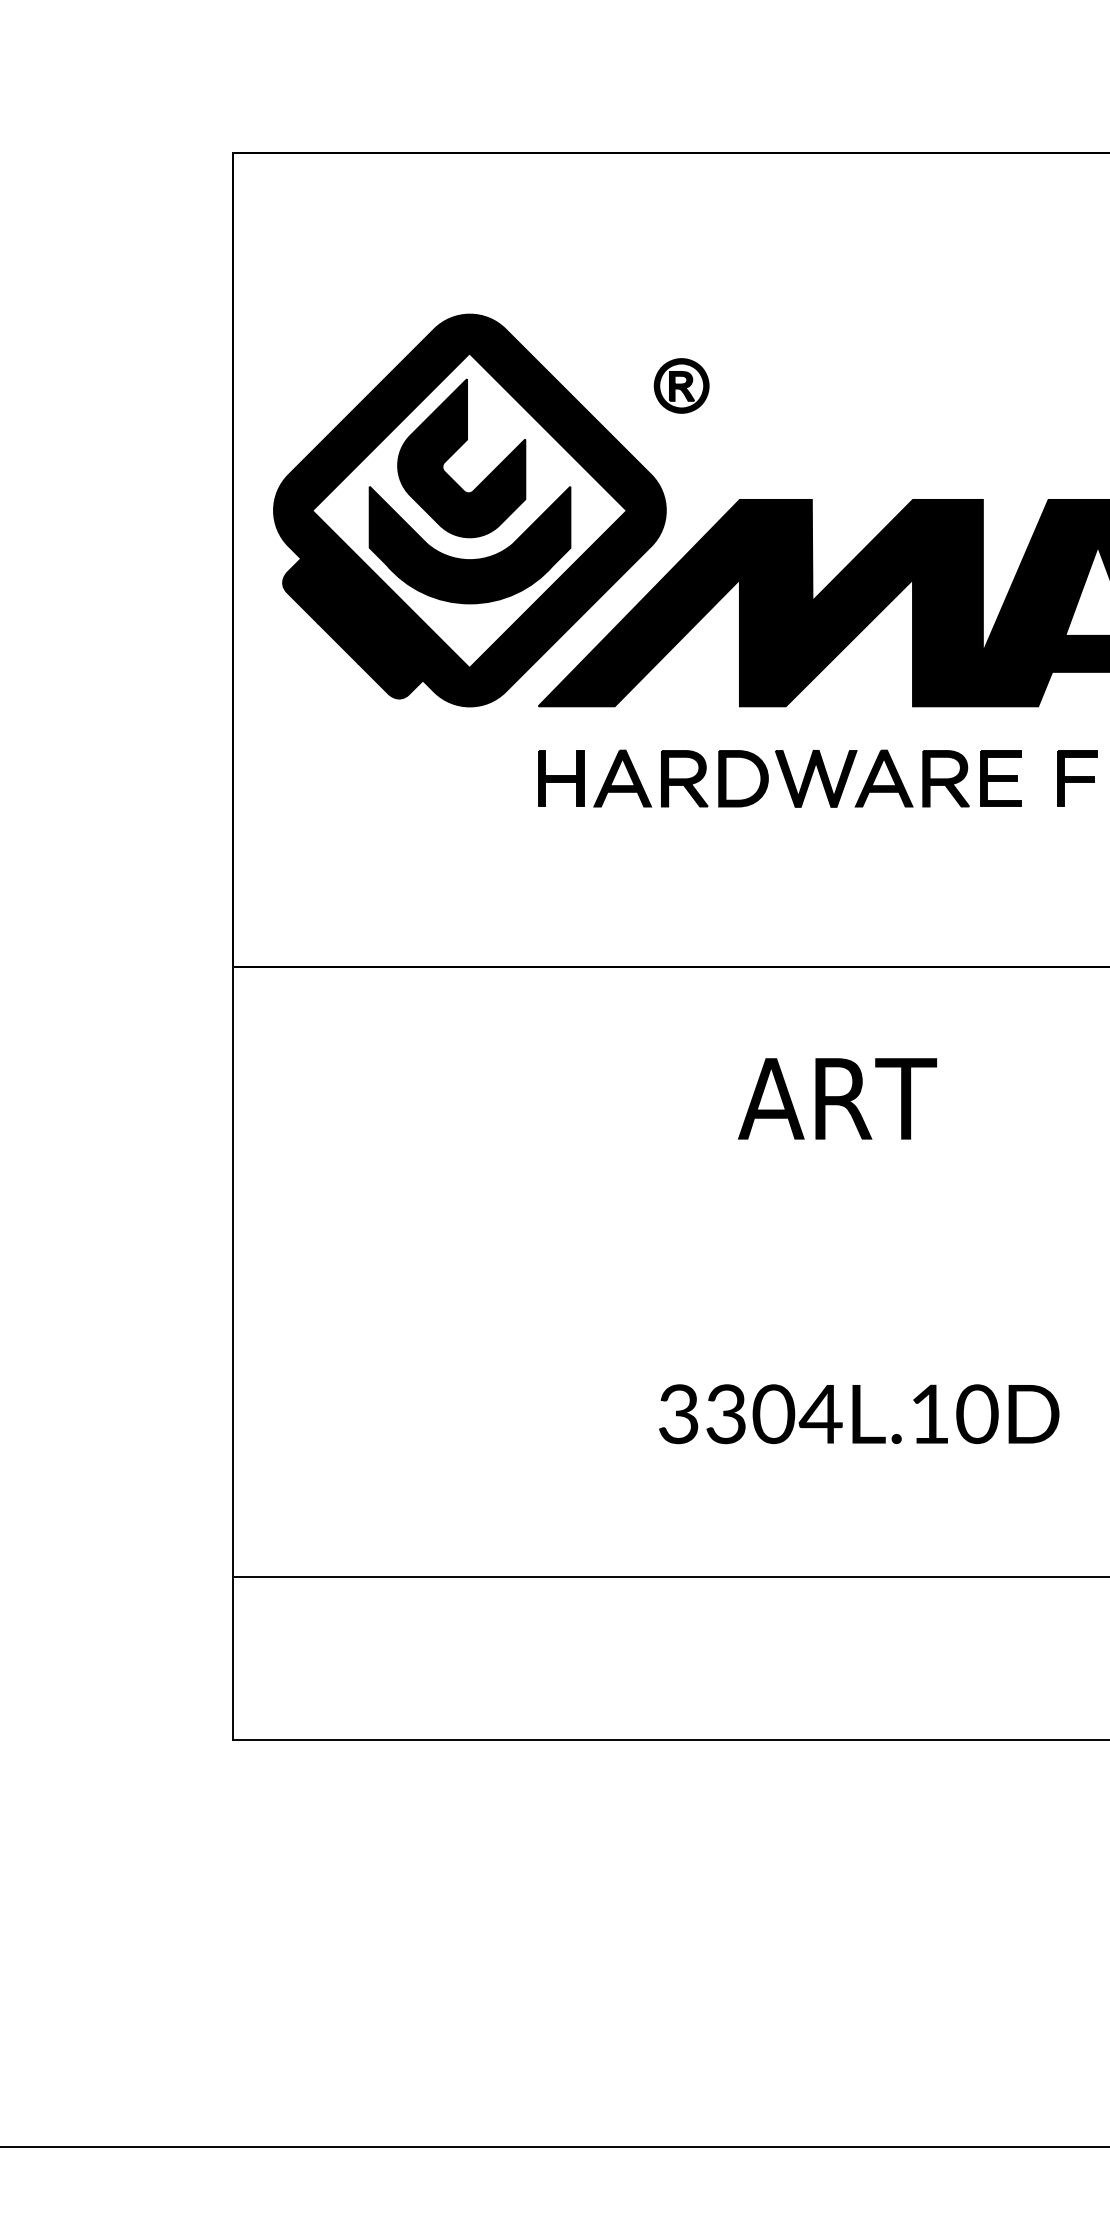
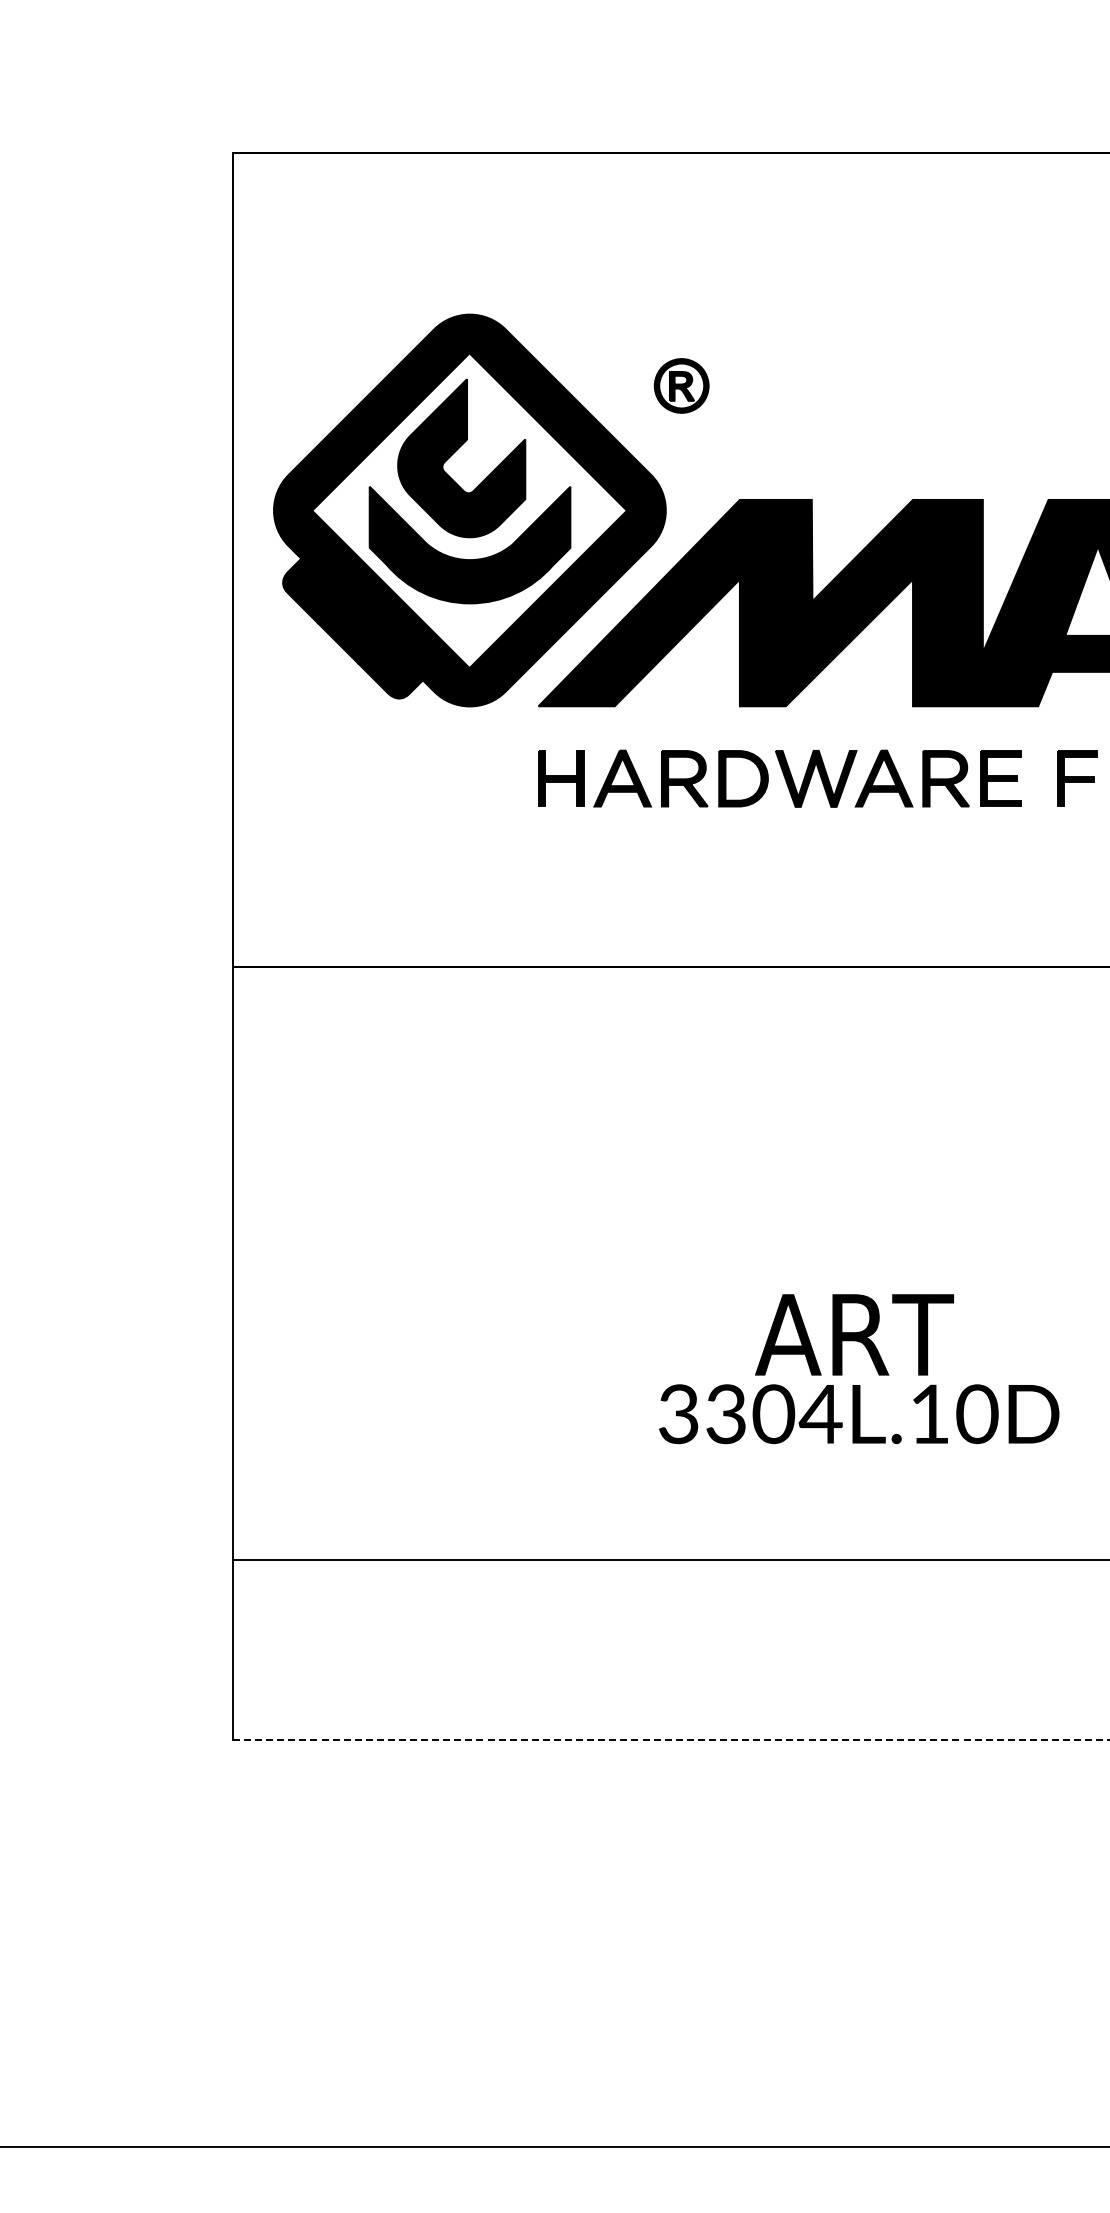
text position: (837, 1098) -> (854, 1334) (854, 1334)
line position: (669, 1576) -> (669, 1559) (669, 1559)
line: solid -> dashed (671, 1739)
